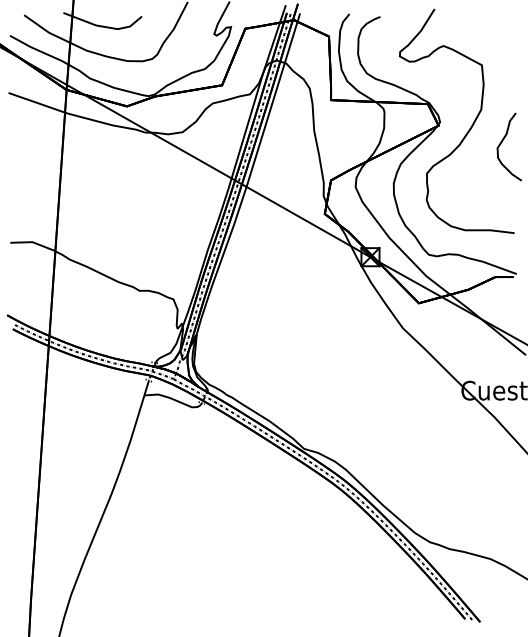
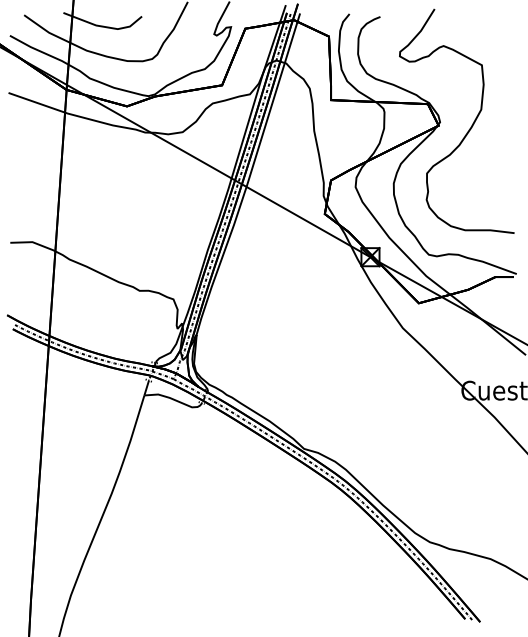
curve: present -> none (502, 142)
